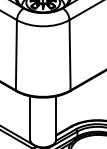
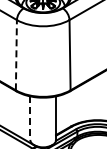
line: solid -> dashed (16, 54)
line: solid -> dashed (30, 118)
